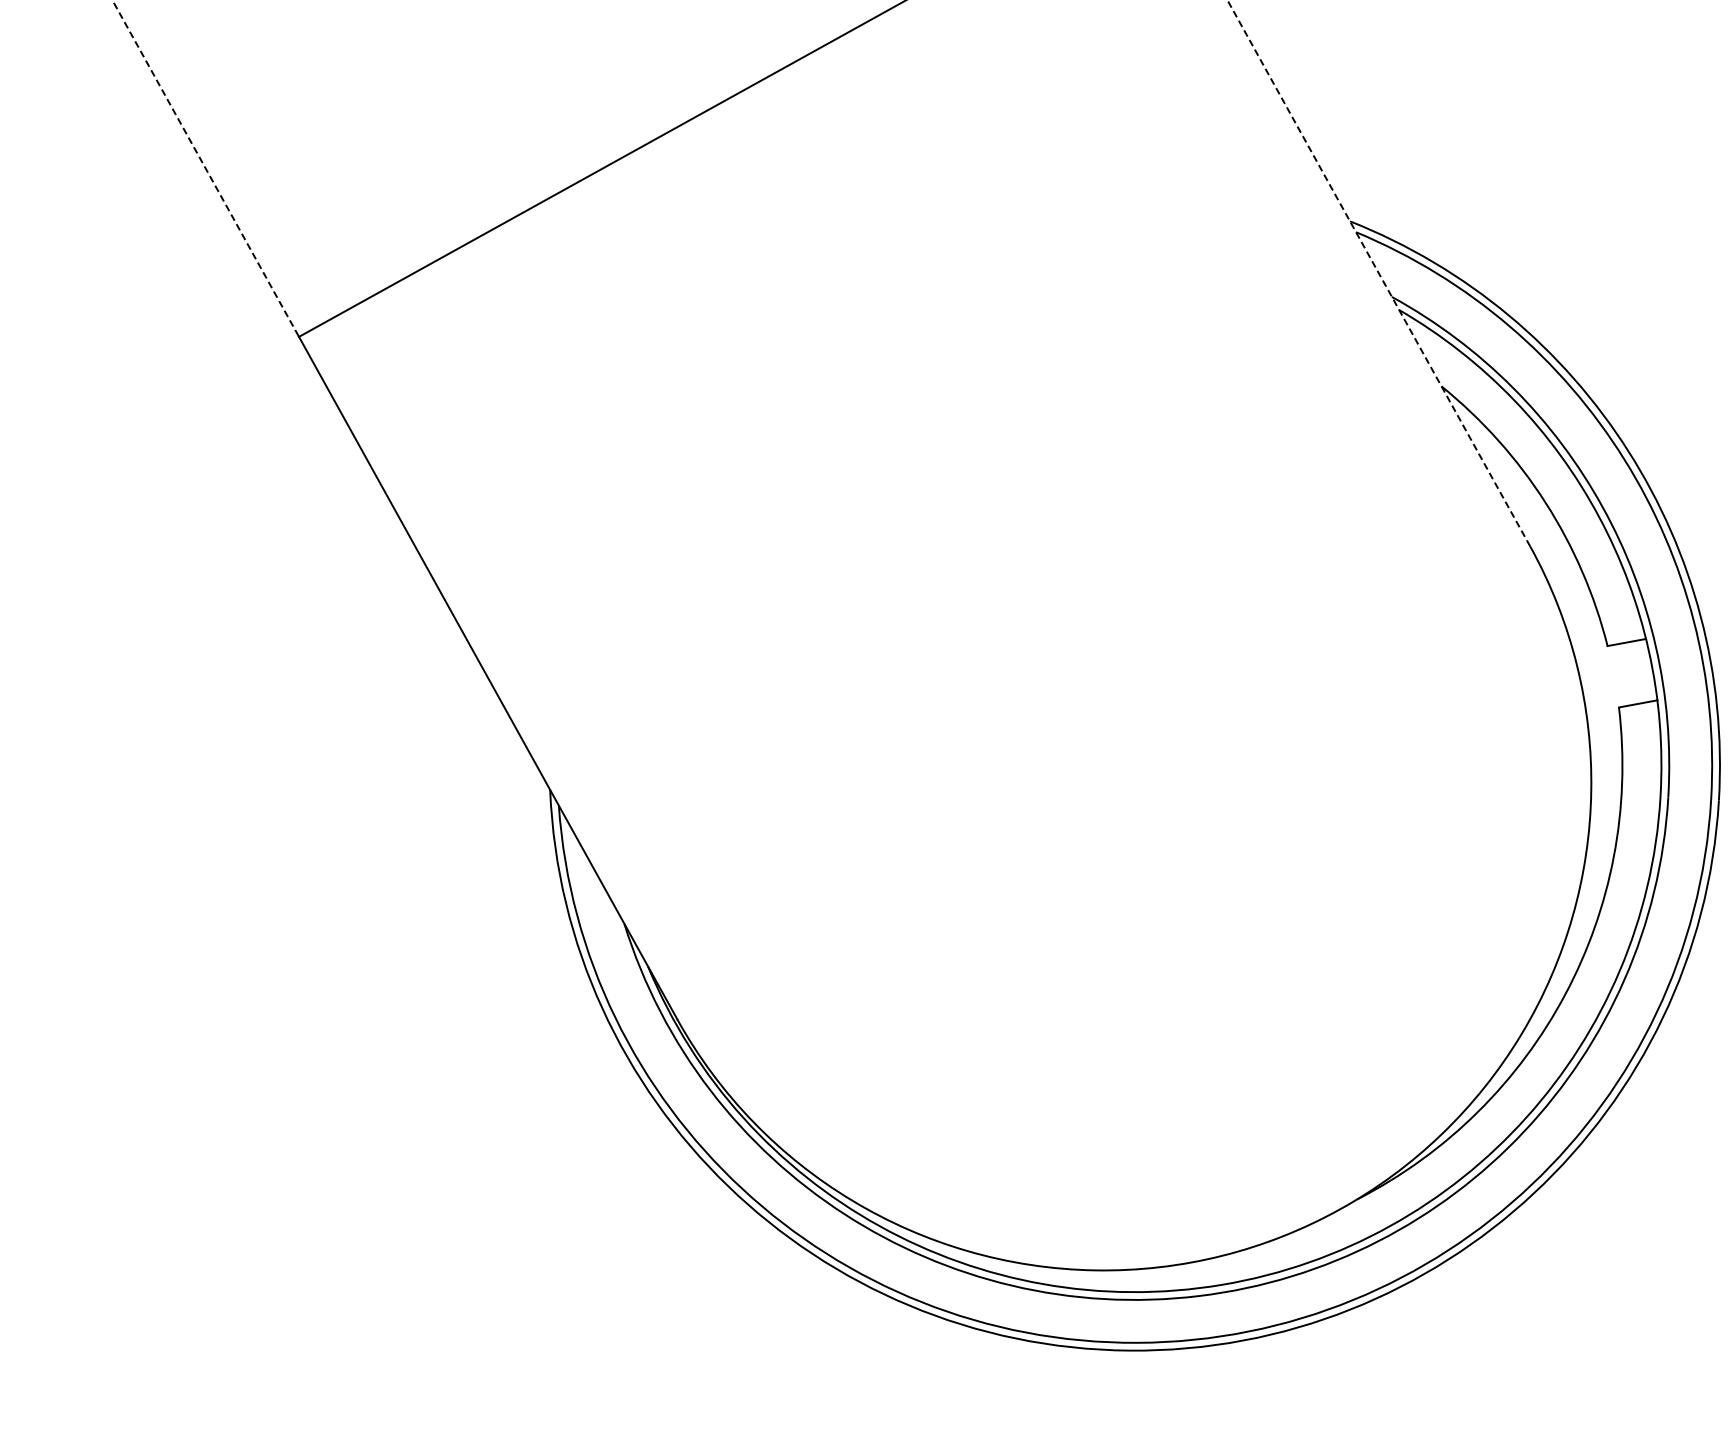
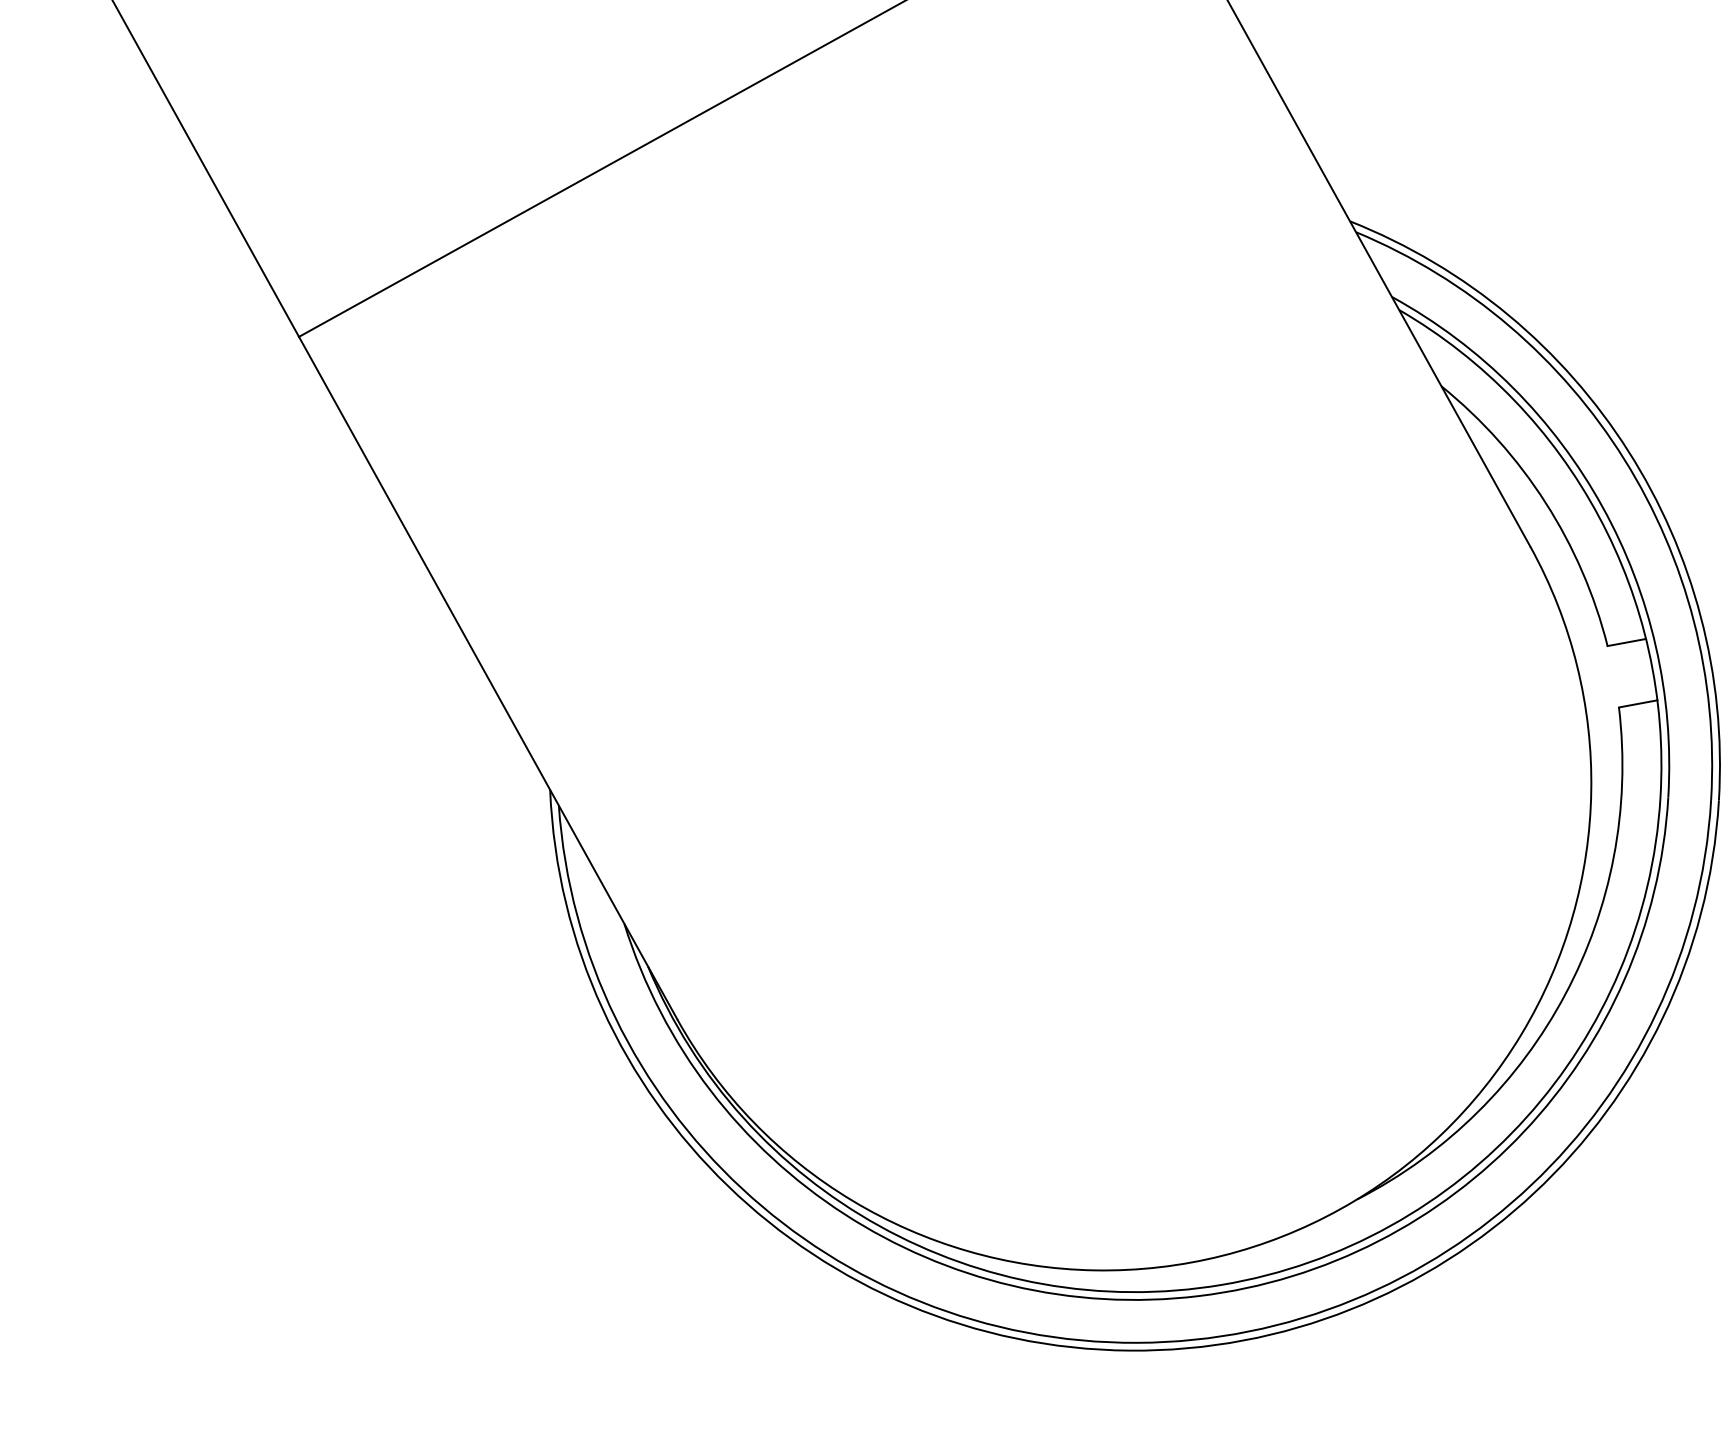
line: dashed -> solid (205, 168)
line: dashed -> solid (1378, 272)
